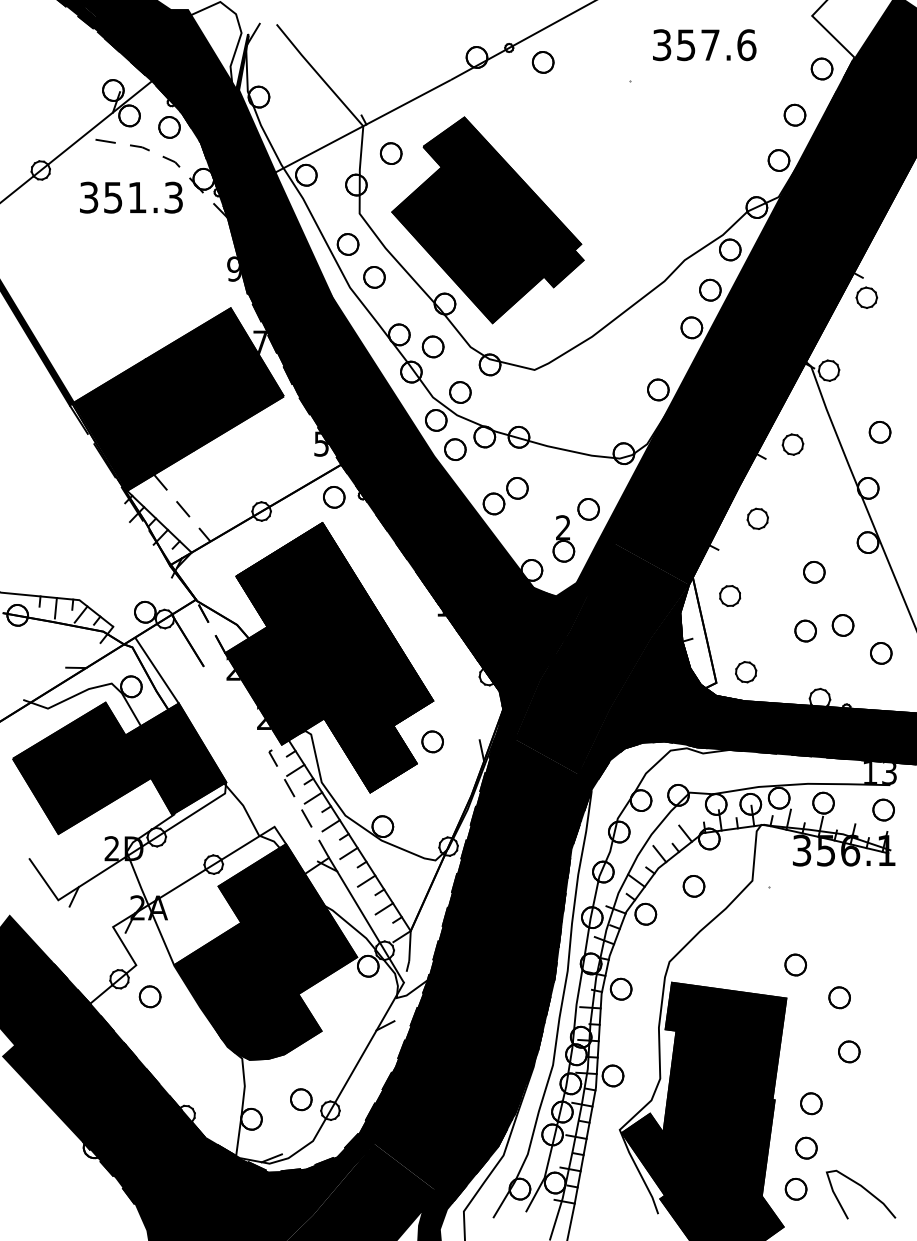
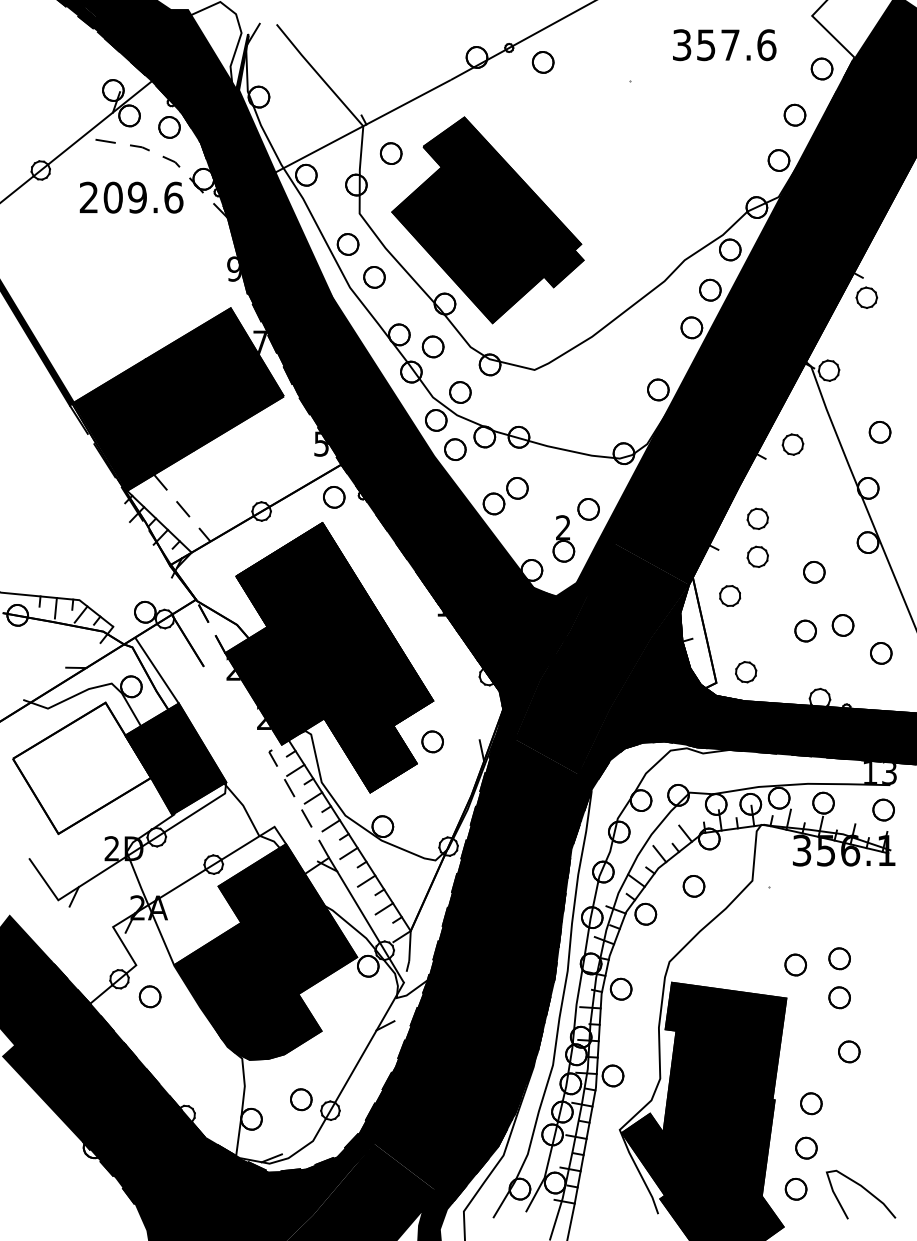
text position: (704, 45) -> (724, 45) (724, 45)
text: 351.3 -> 209.6 (131, 197)
part: none -> present (757, 556)
fill: present -> none (81, 767)
part: none -> present (839, 958)
